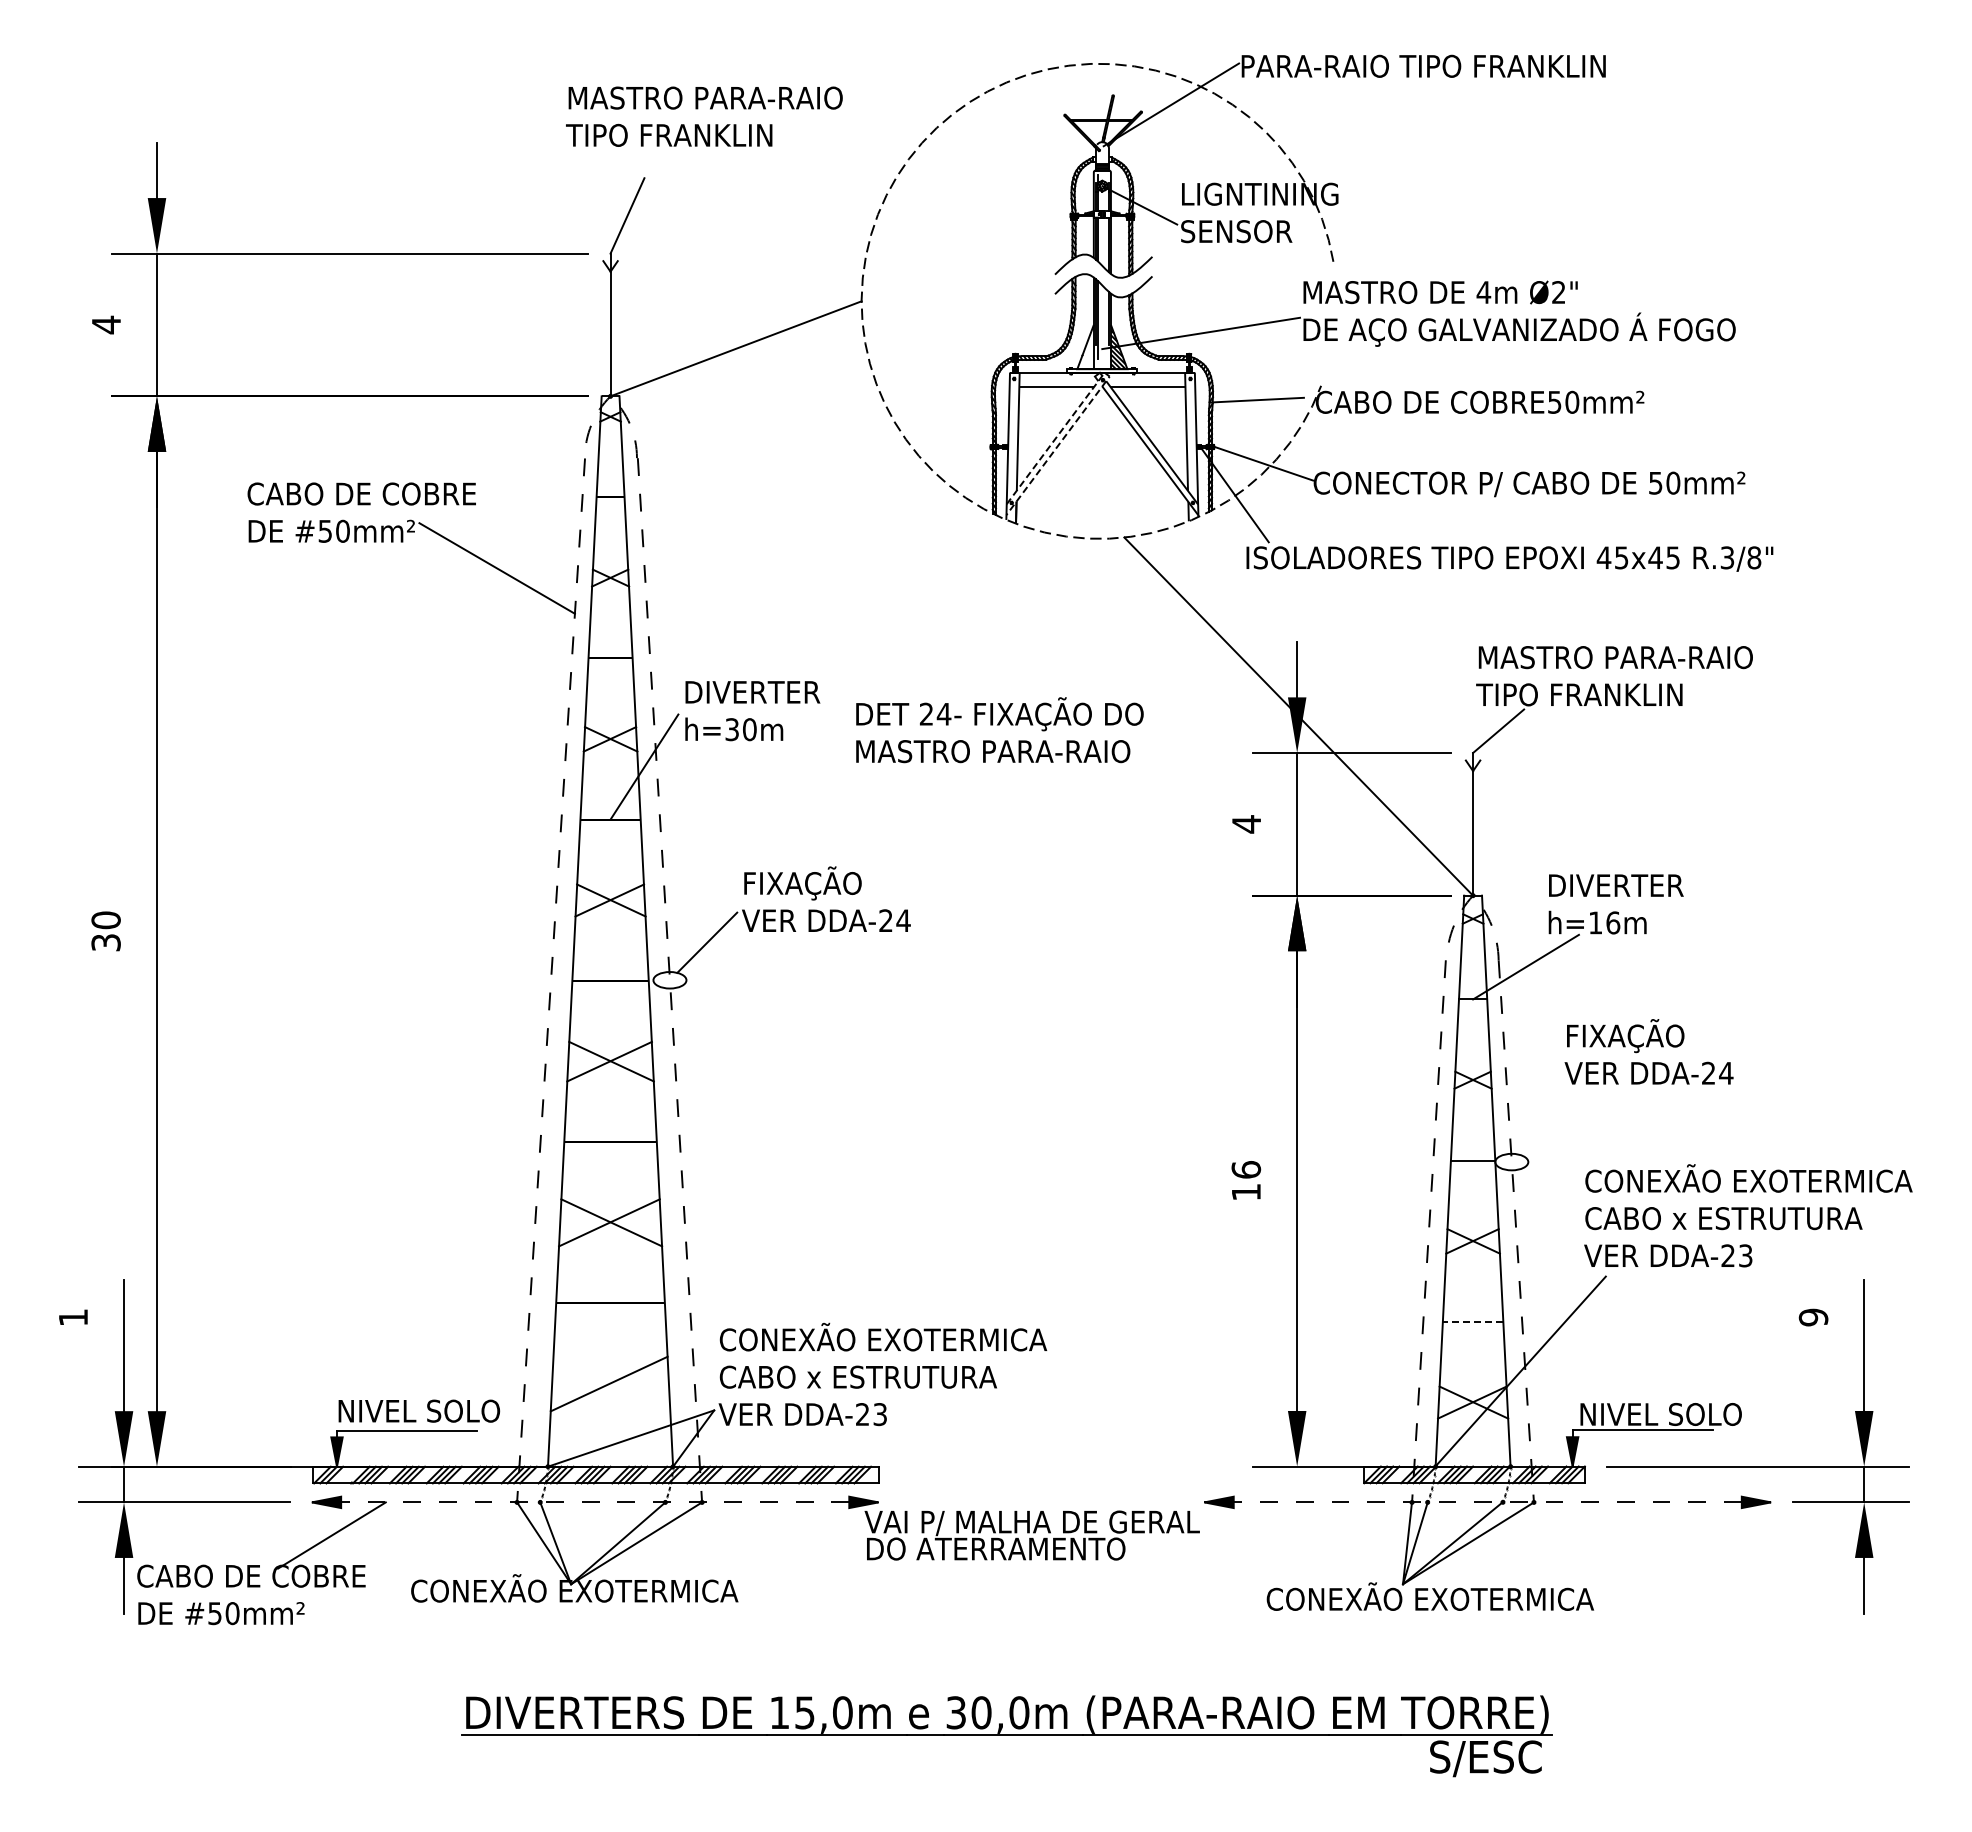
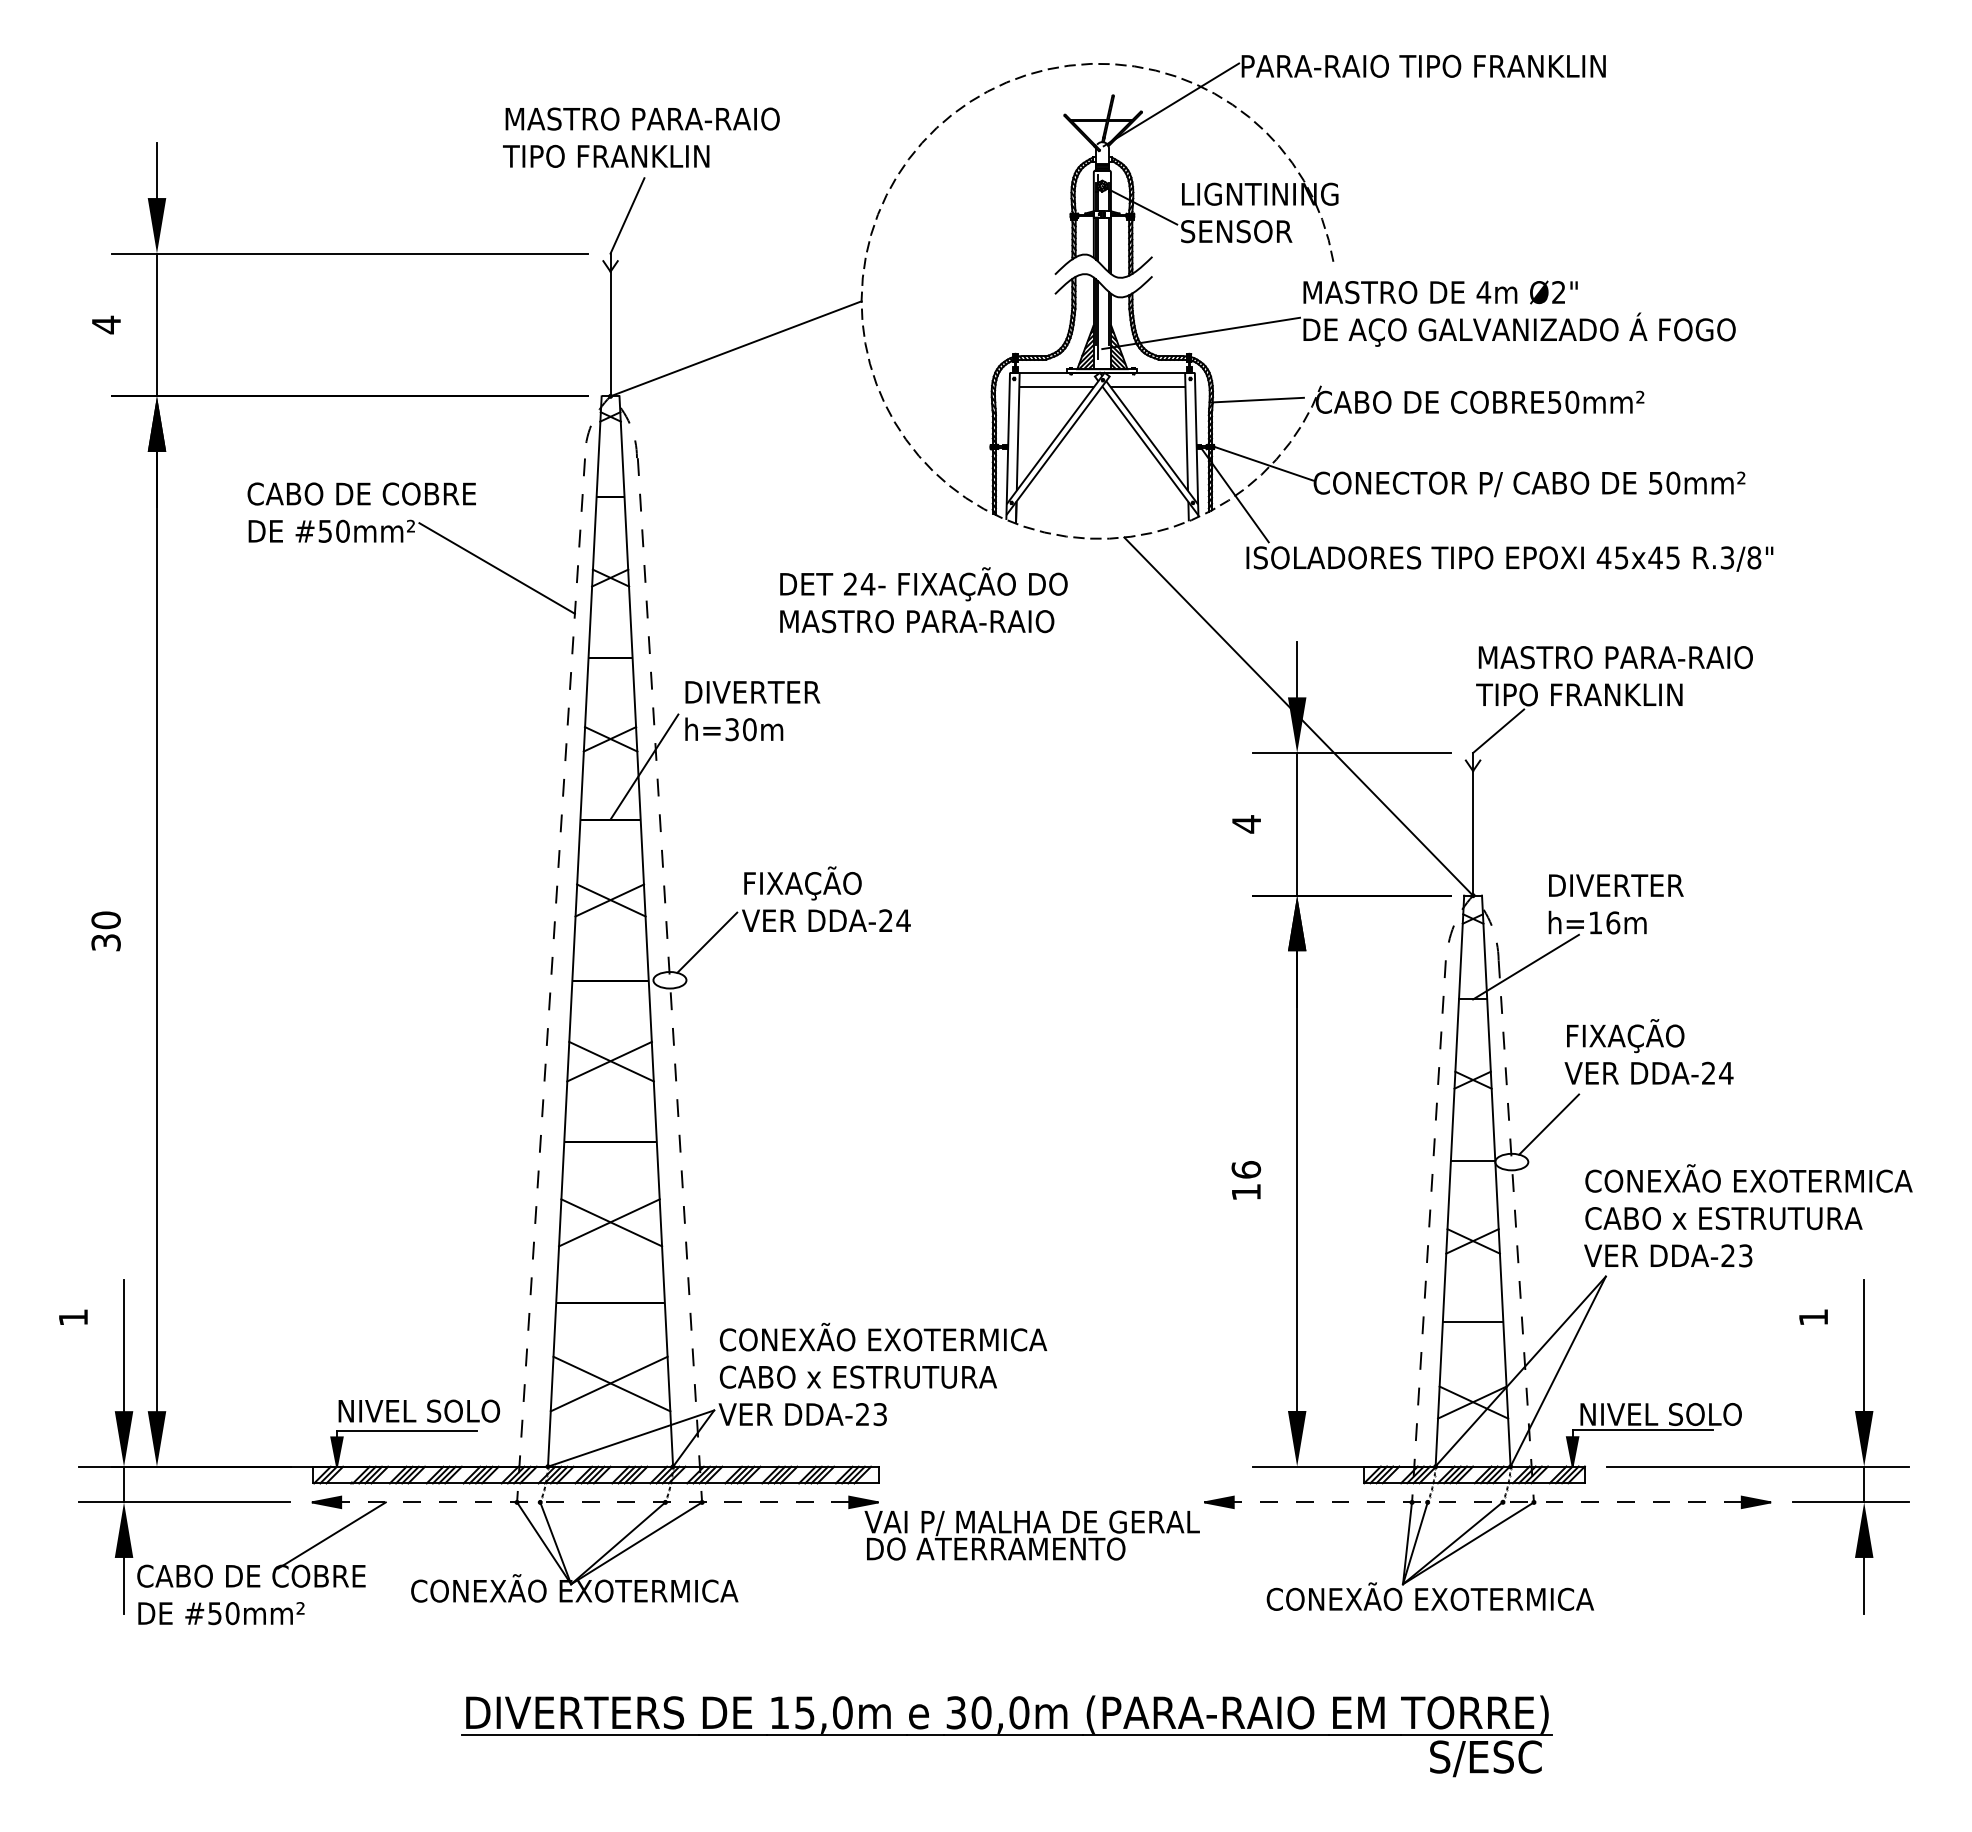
text position: (704, 116) -> (641, 137) (641, 137)
hatch: none -> present (1086, 347)
line: dashed -> solid (1109, 376)
text position: (999, 730) -> (923, 600) (923, 600)
line: none -> present (1549, 1124)
text: 9 -> 1 (1813, 1317)
line: dashed -> solid (1472, 1321)
line: none -> present (1557, 1371)
line: none -> present (611, 1383)
